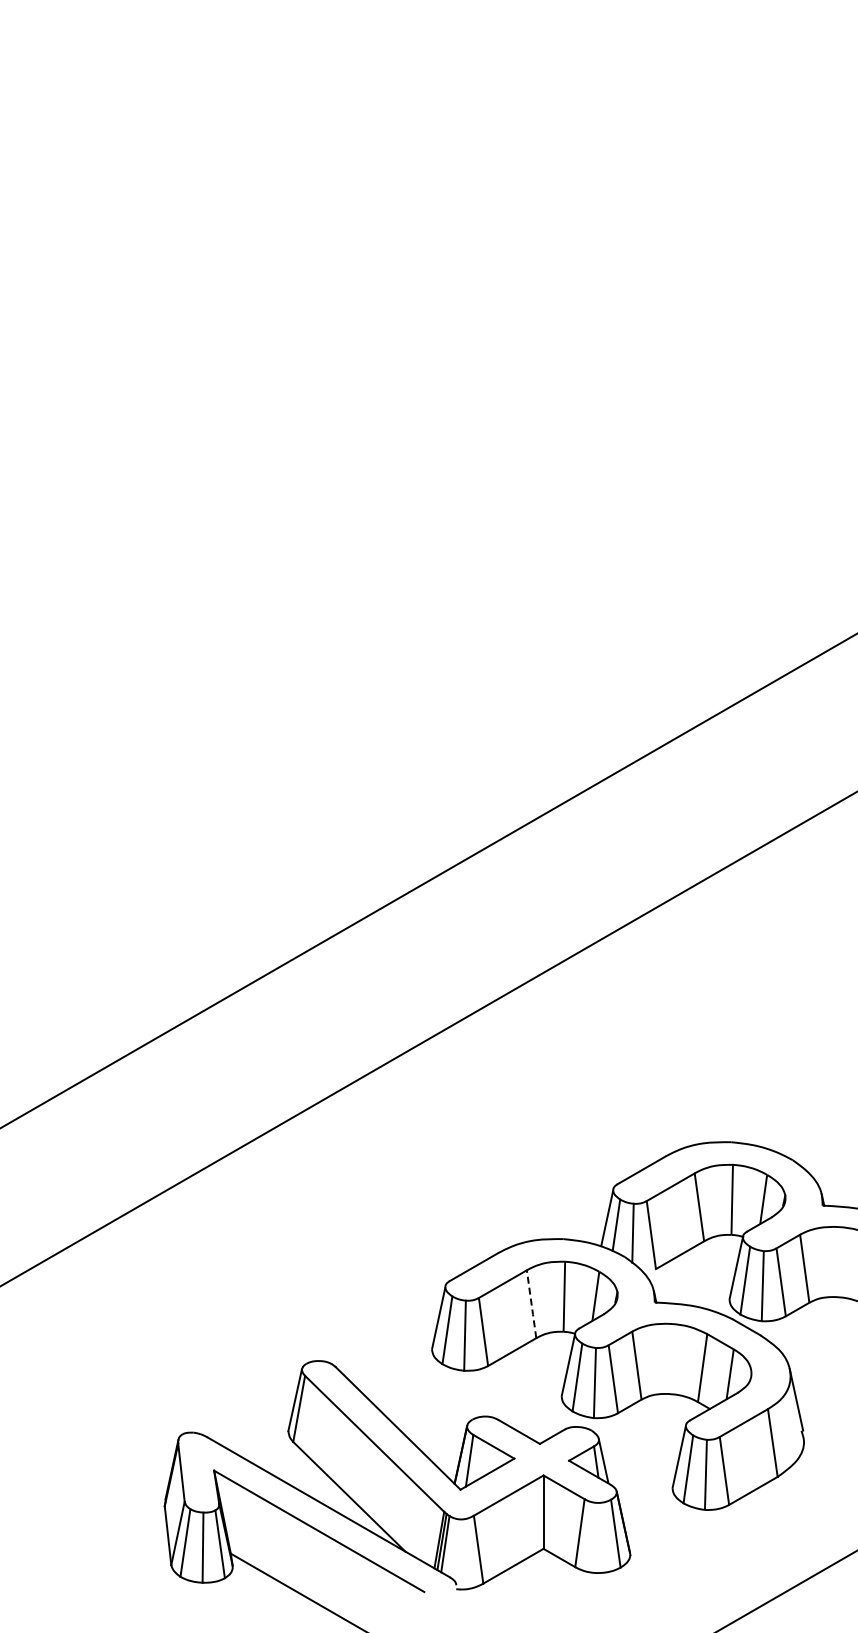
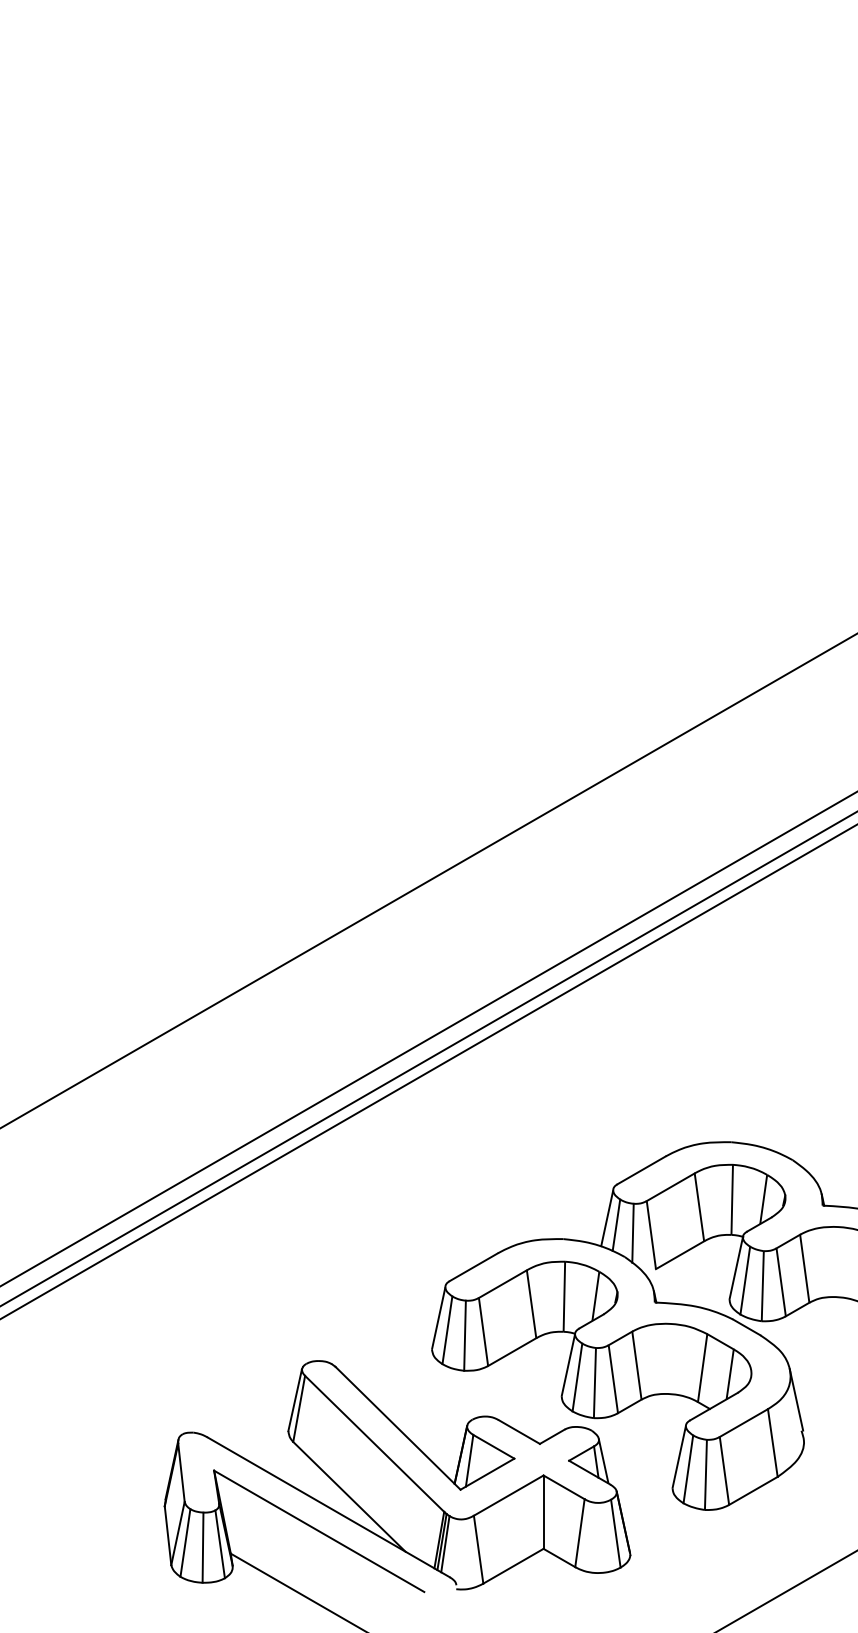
line: none -> present (428, 1059)
line: none -> present (428, 1072)
line: dashed -> solid (531, 1304)
